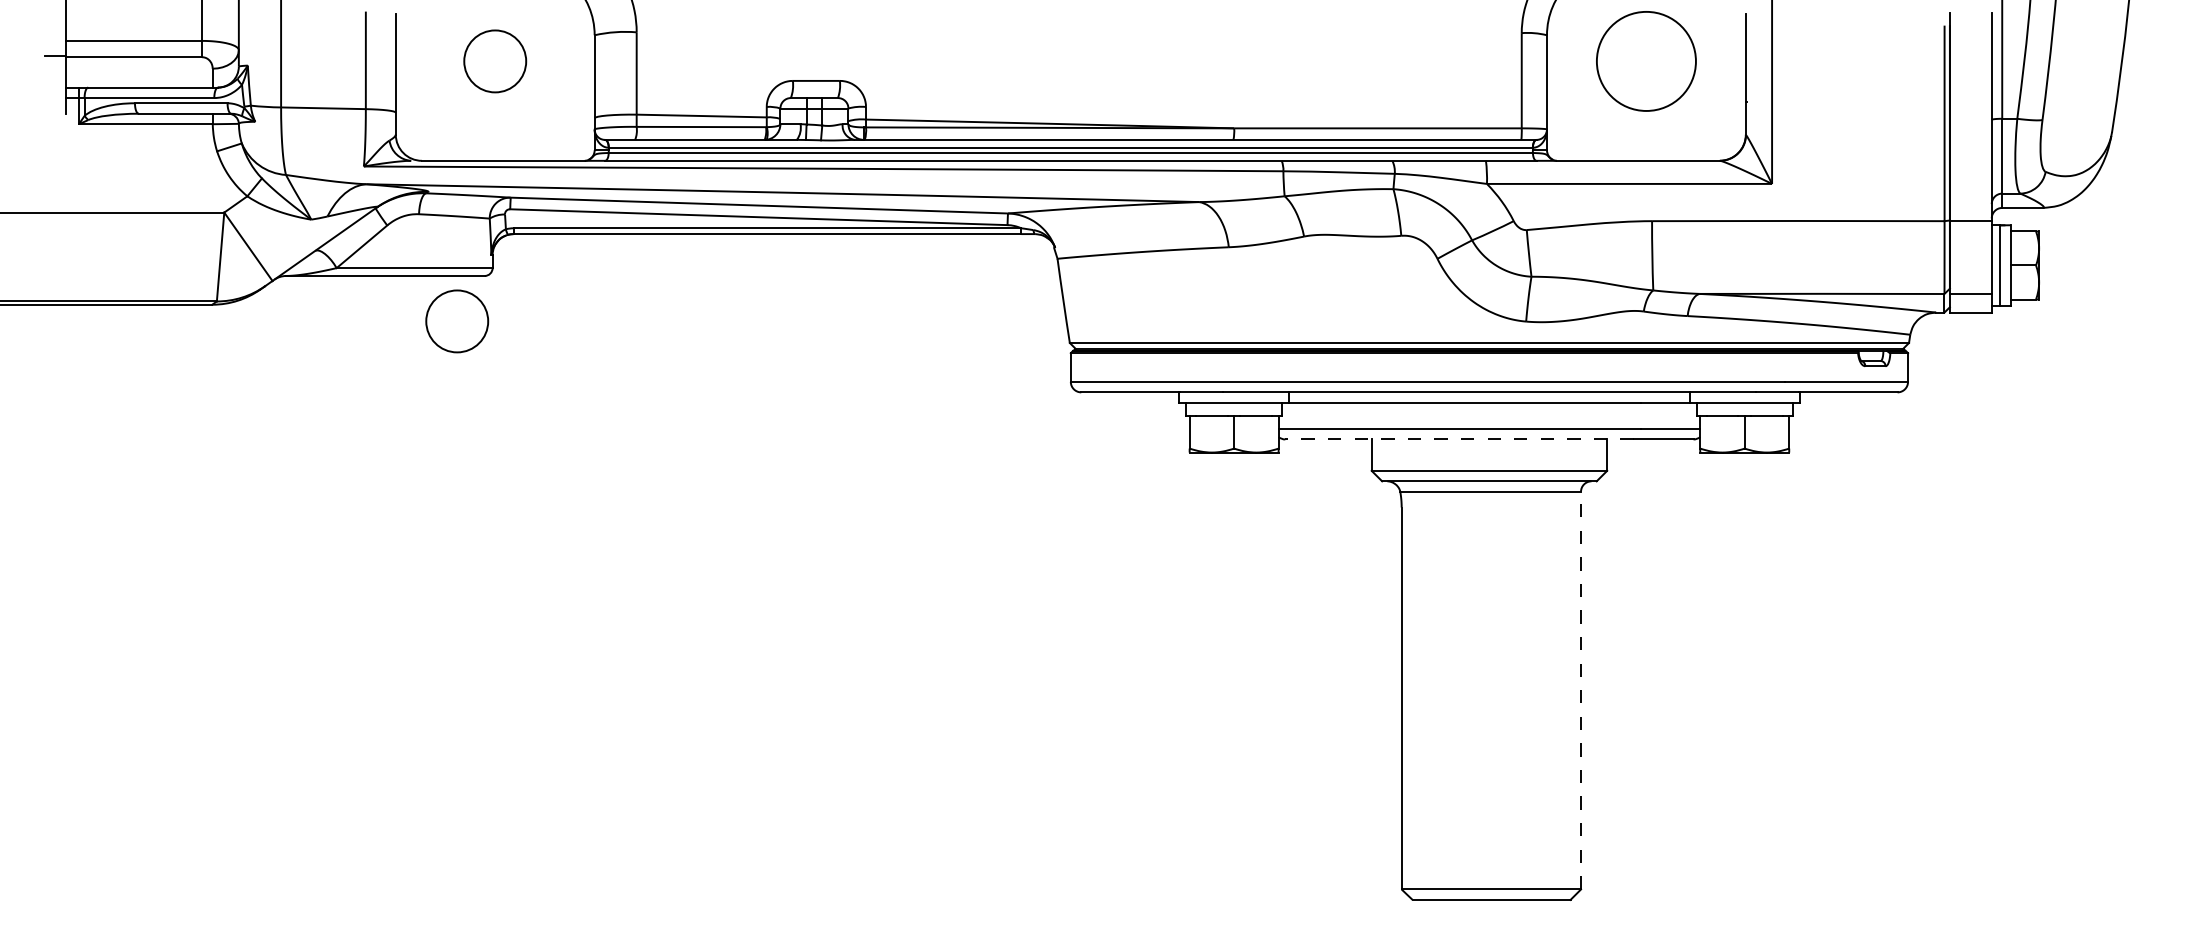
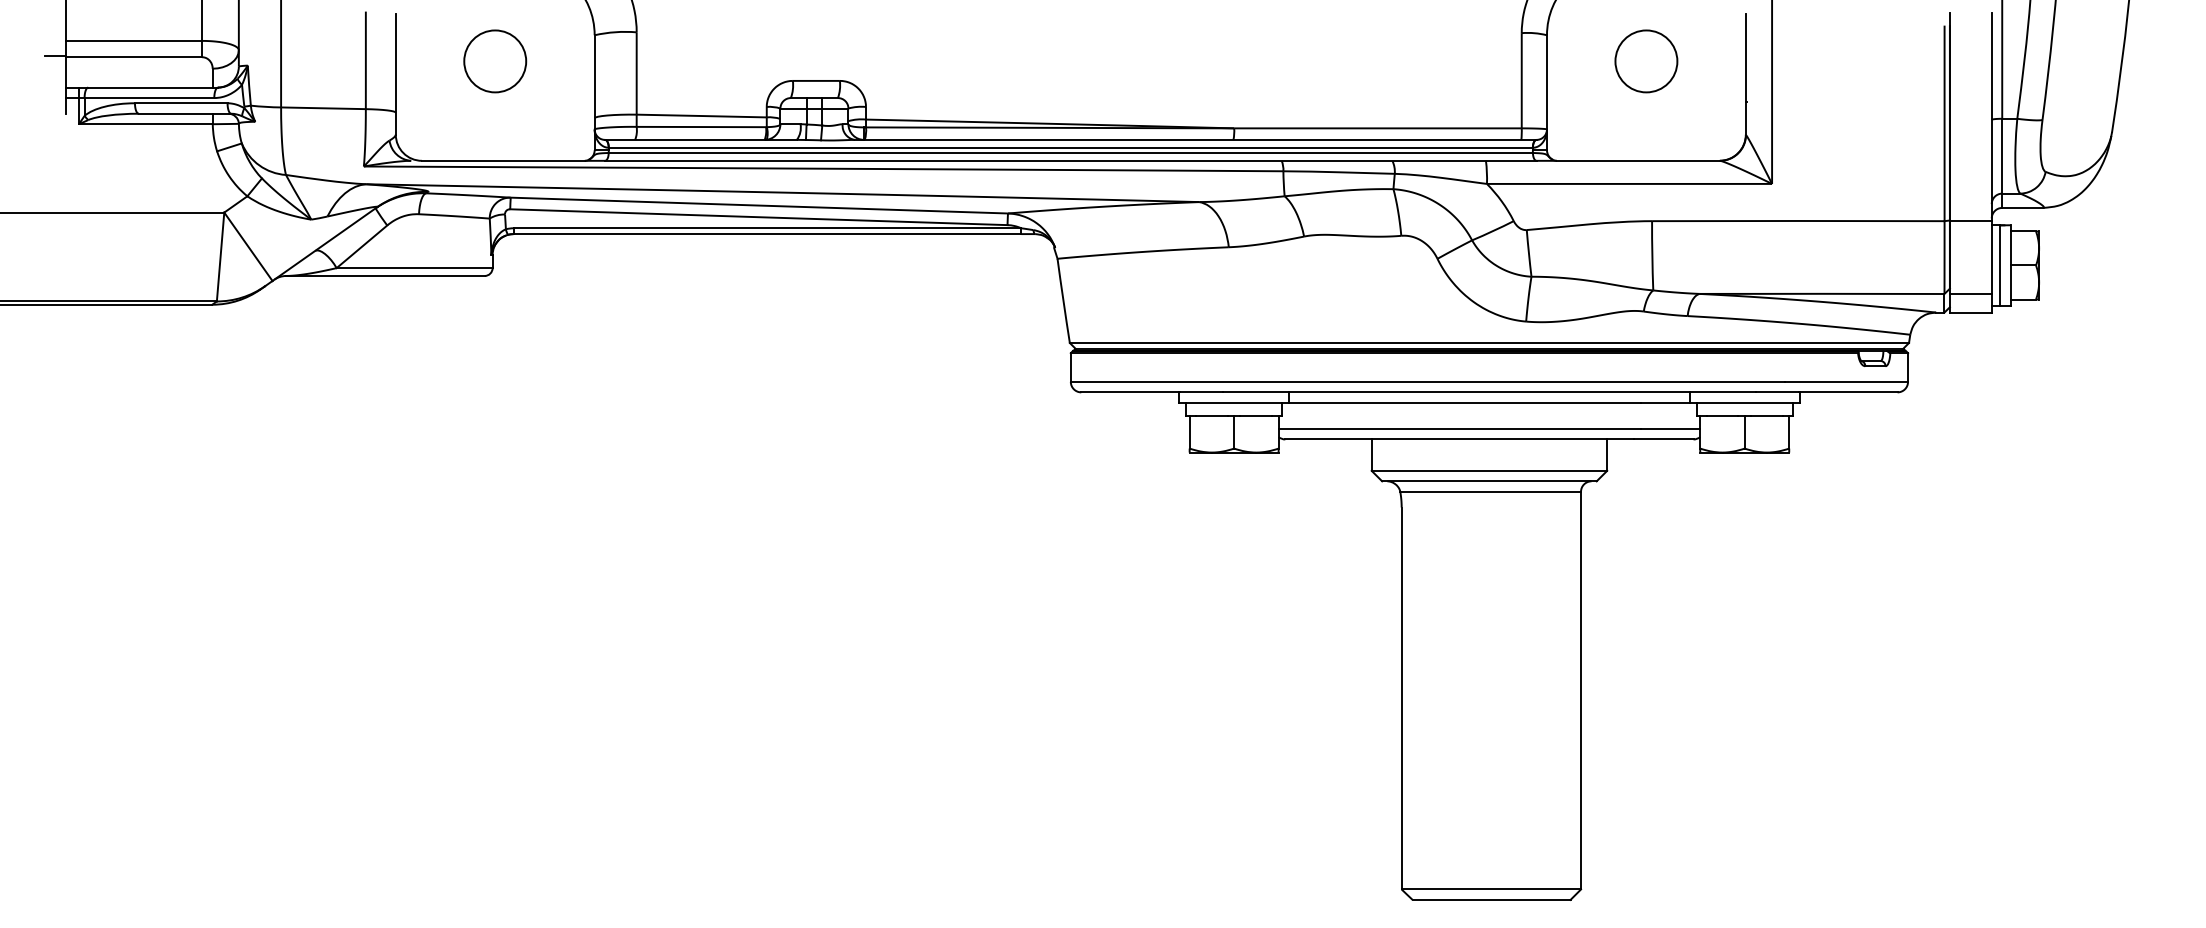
circle diameter: 99 px -> 62 px (1646, 61)
circle: present -> none (457, 321)
line: dashed -> solid (1459, 439)
line: dashed -> solid (1581, 690)
